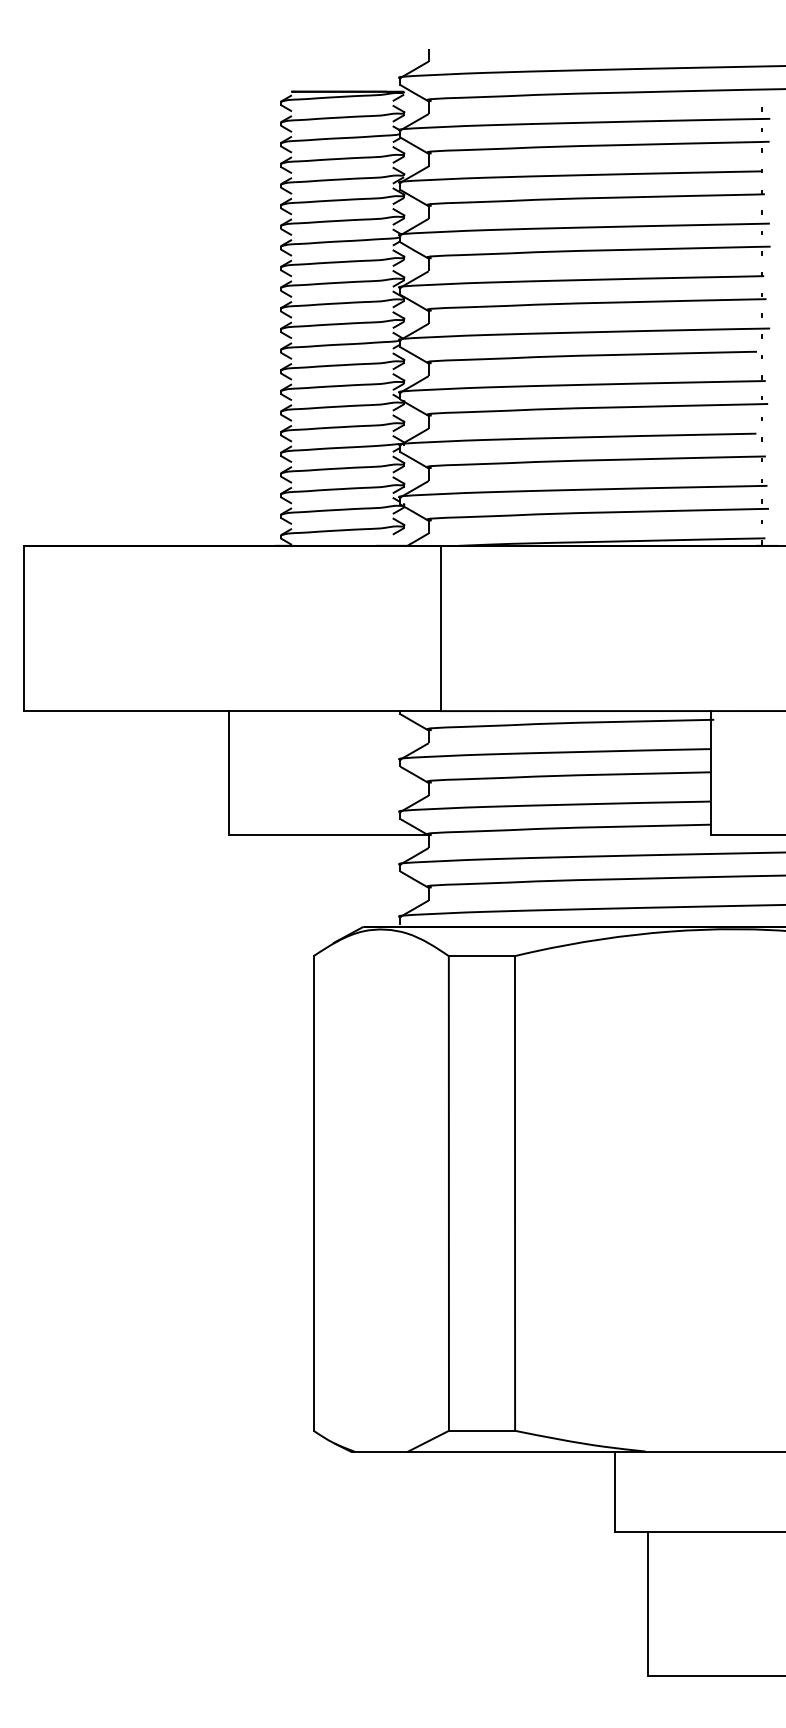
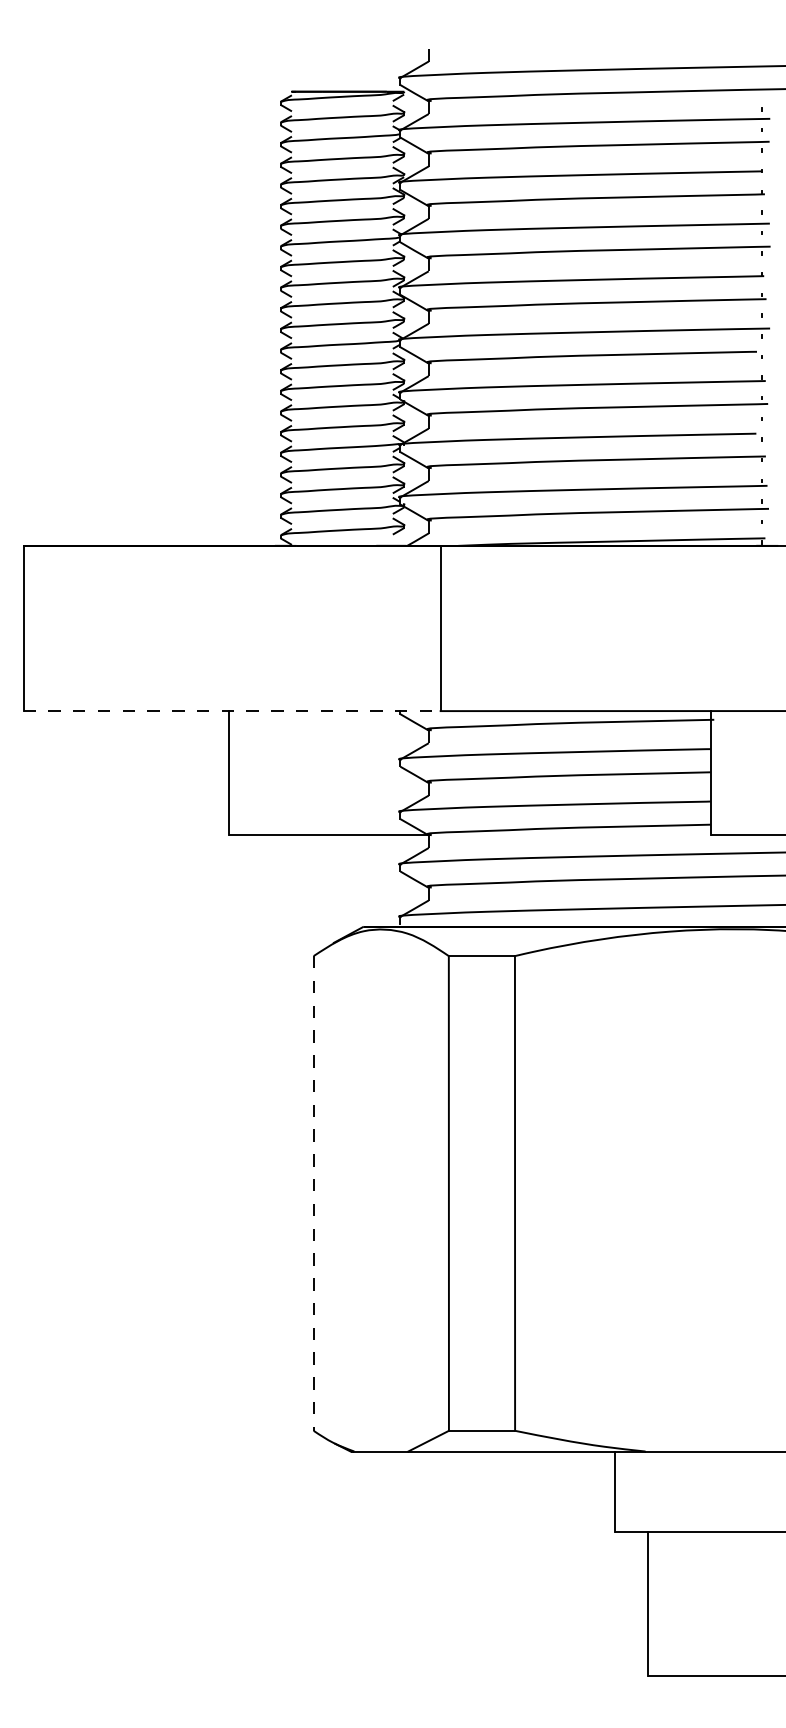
line: solid -> dashed (232, 711)
line: solid -> dashed (313, 1193)
